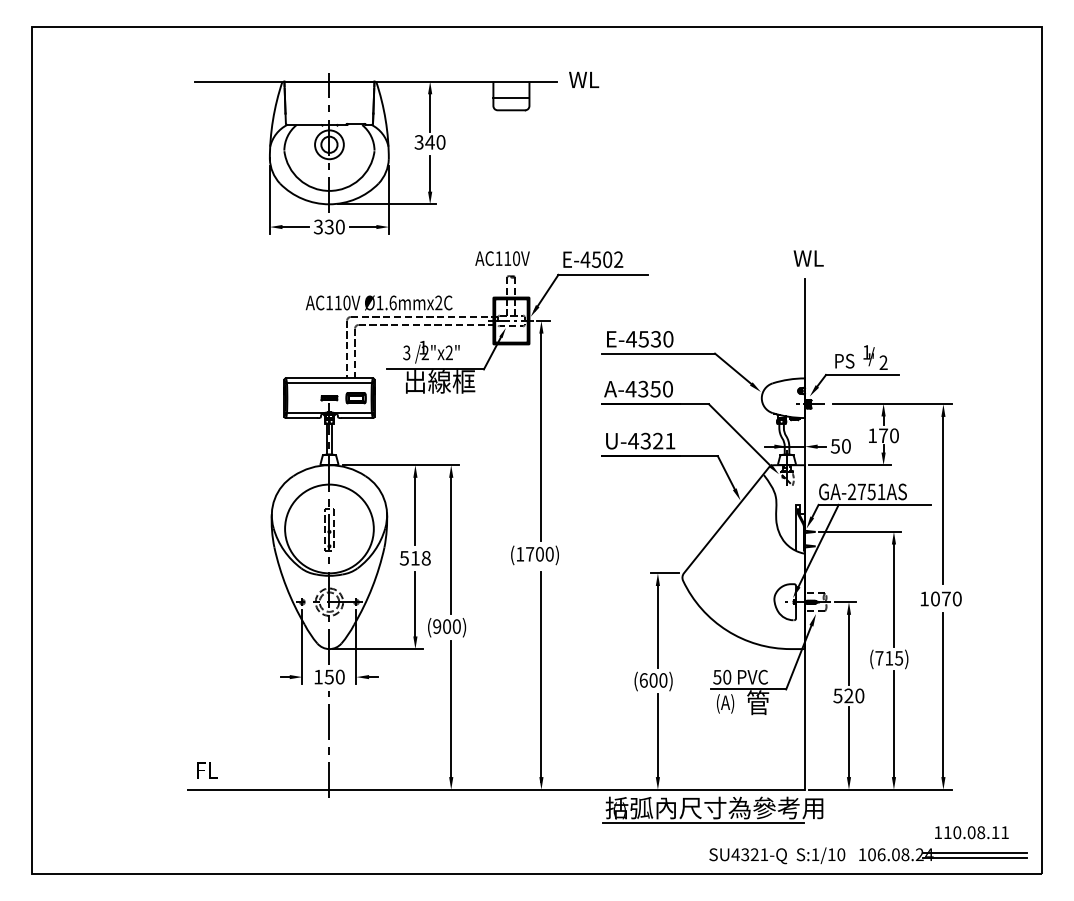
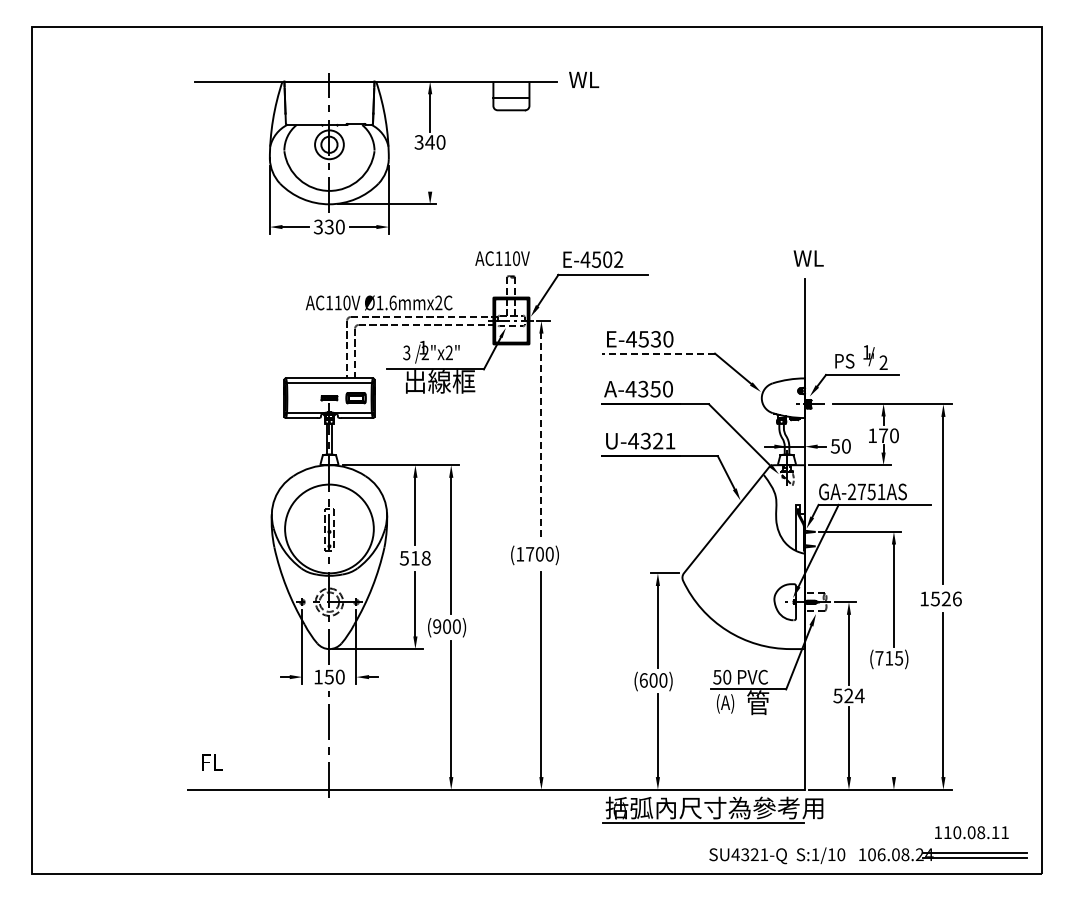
line: present -> none (430, 174)
line: solid -> dashed (658, 353)
line: solid -> dashed (541, 436)
text: 1070 -> 1526 (945, 598)
text: 520 -> 524 (859, 695)
line: present -> none (893, 724)
text position: (207, 770) -> (212, 762) (212, 762)
